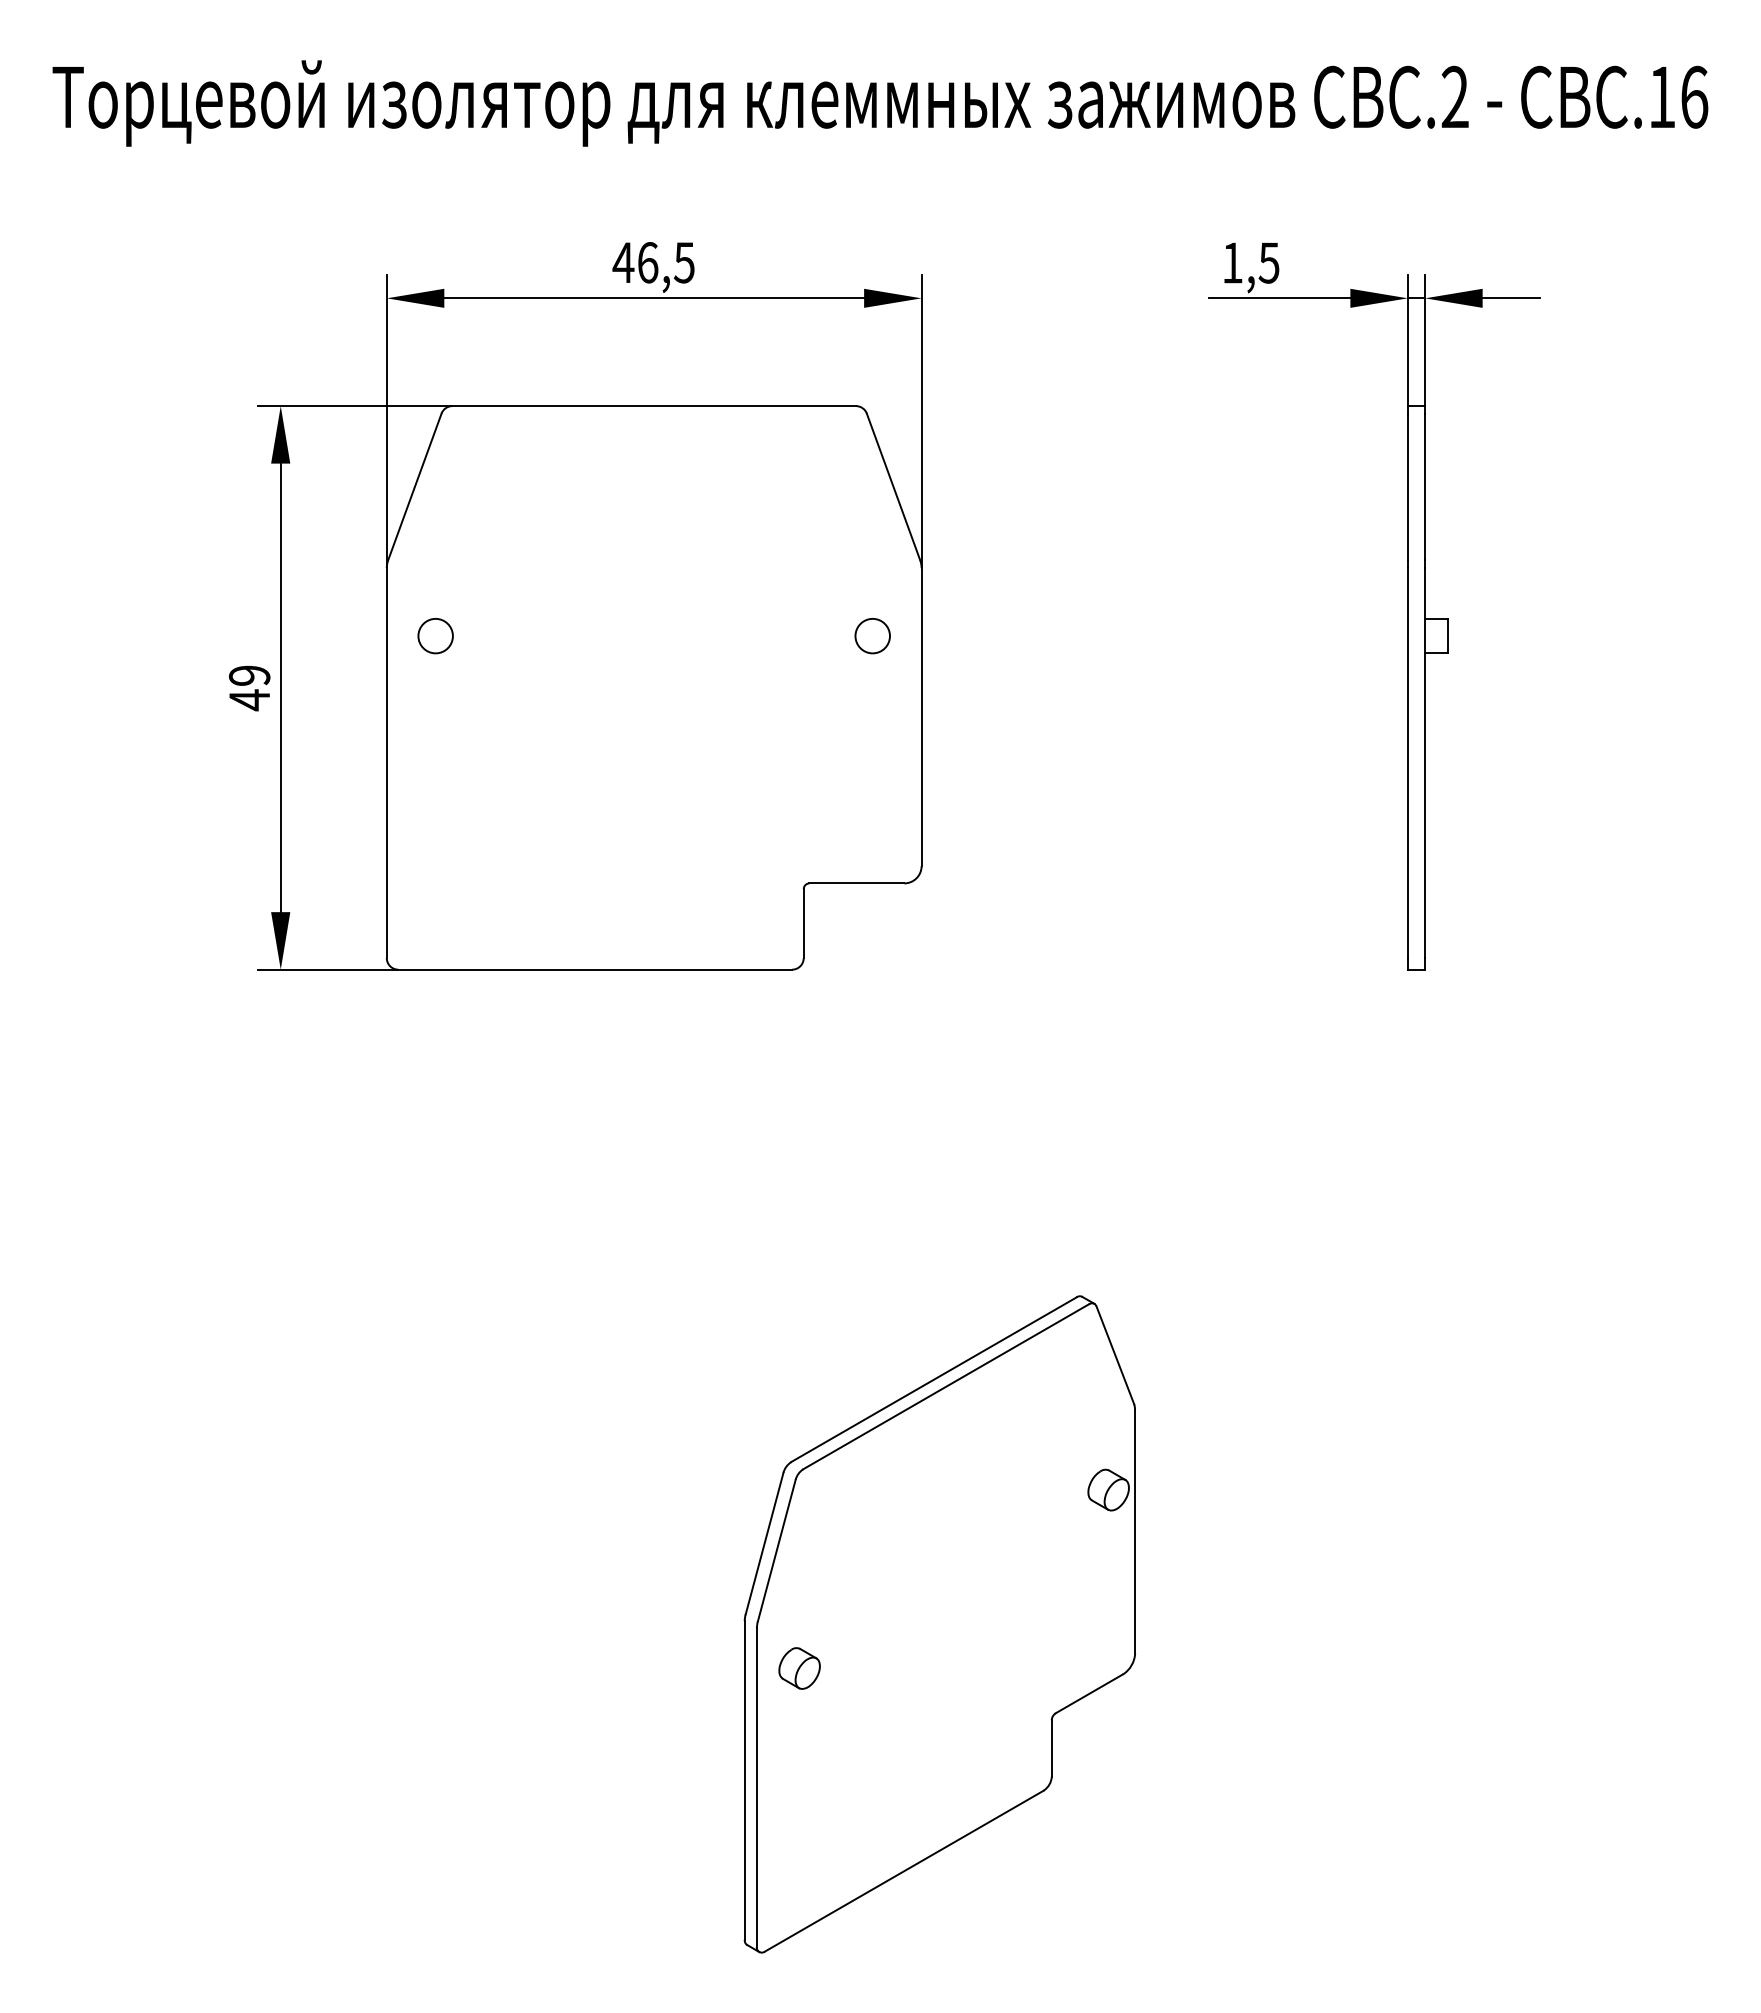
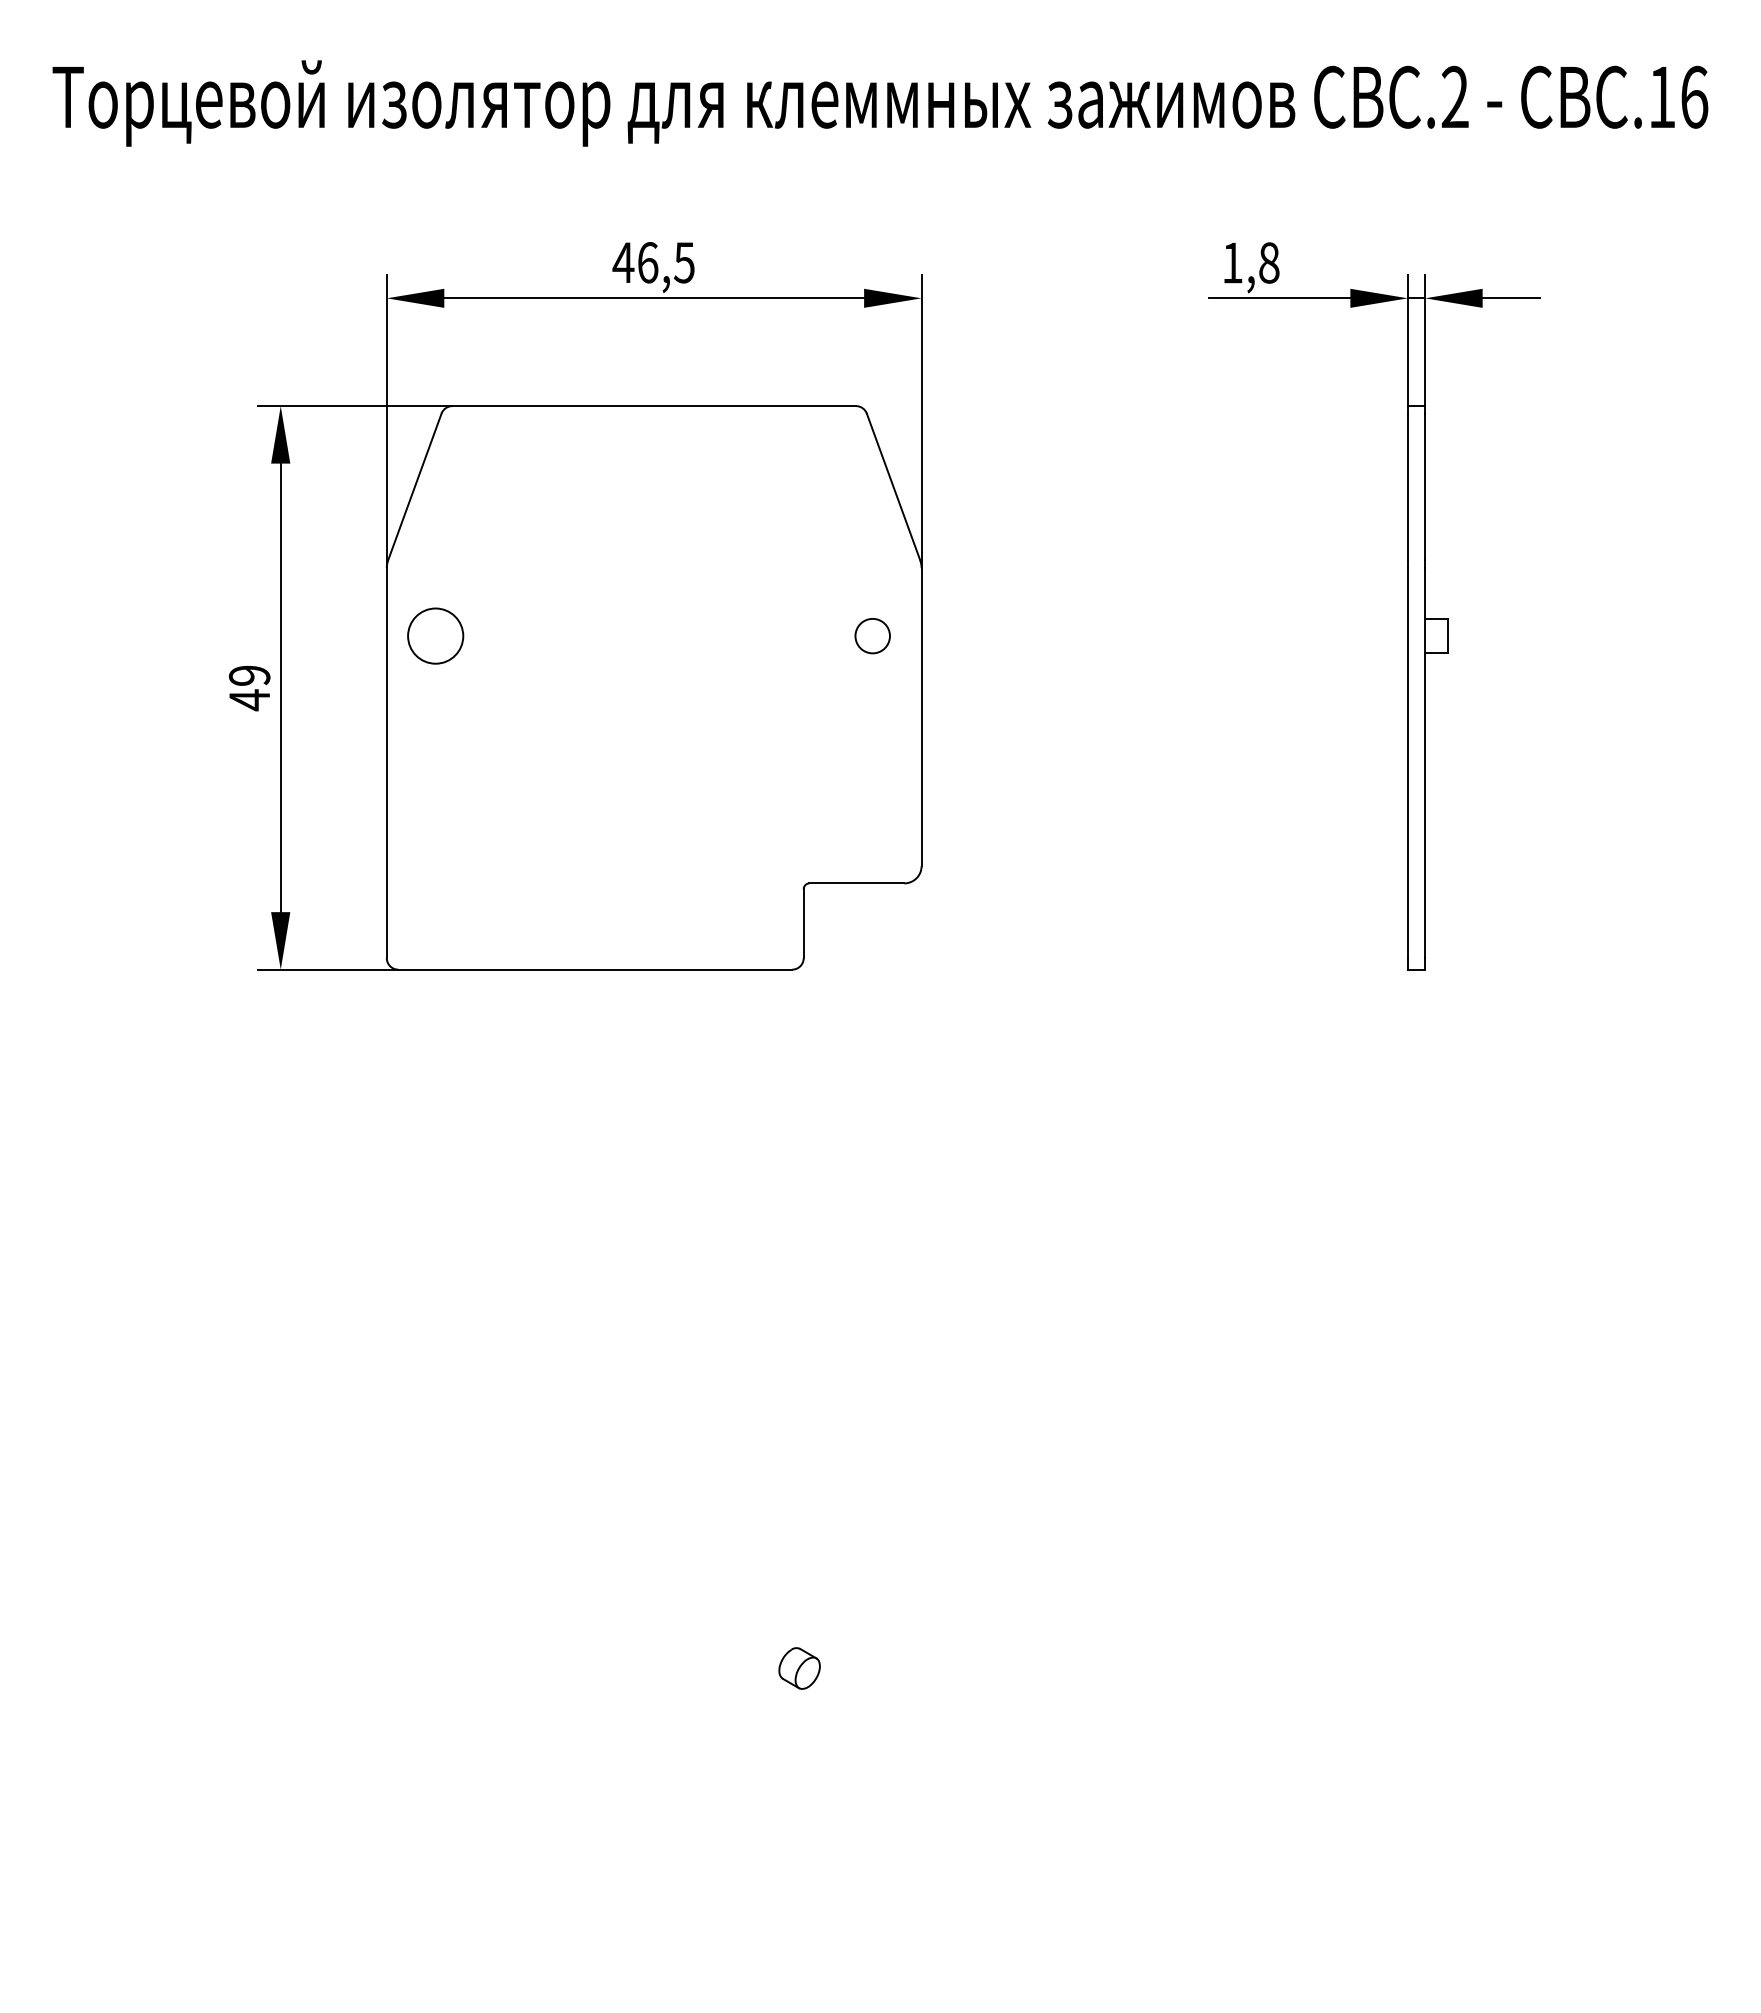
text: 1,5 -> 1,8 (1268, 262)
circle diameter: 35 px -> 55 px (435, 635)
part: present -> none (939, 1624)
